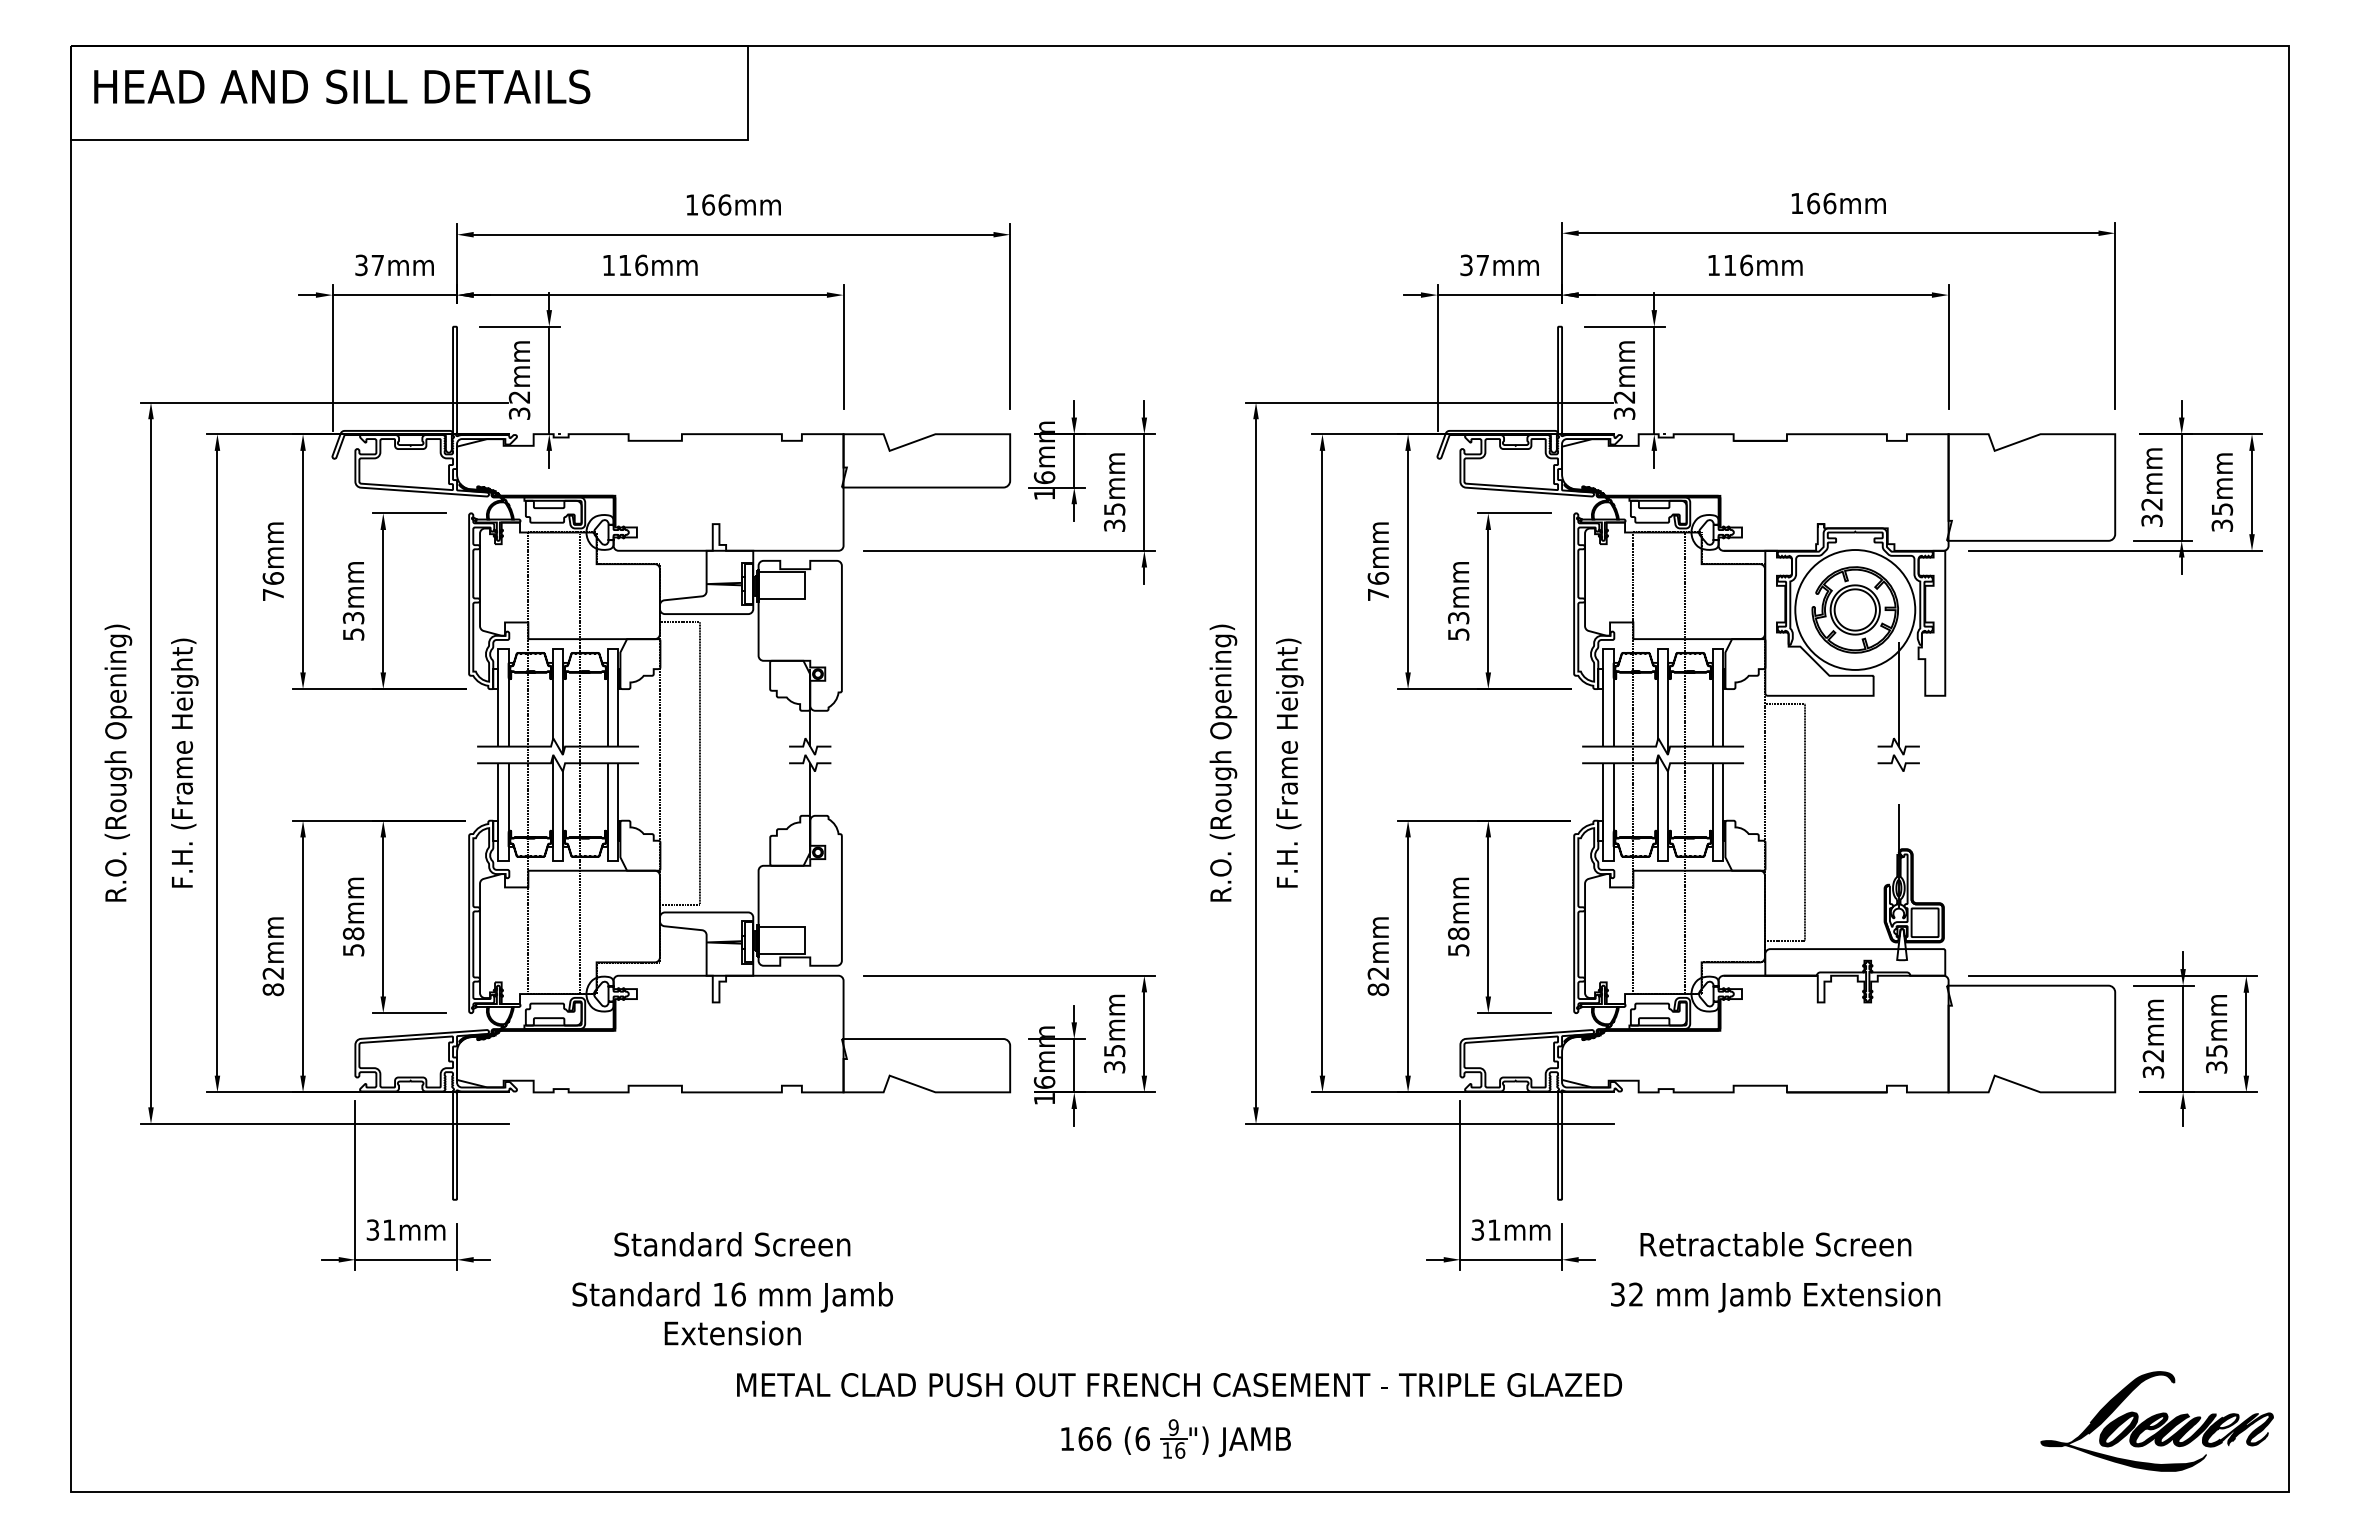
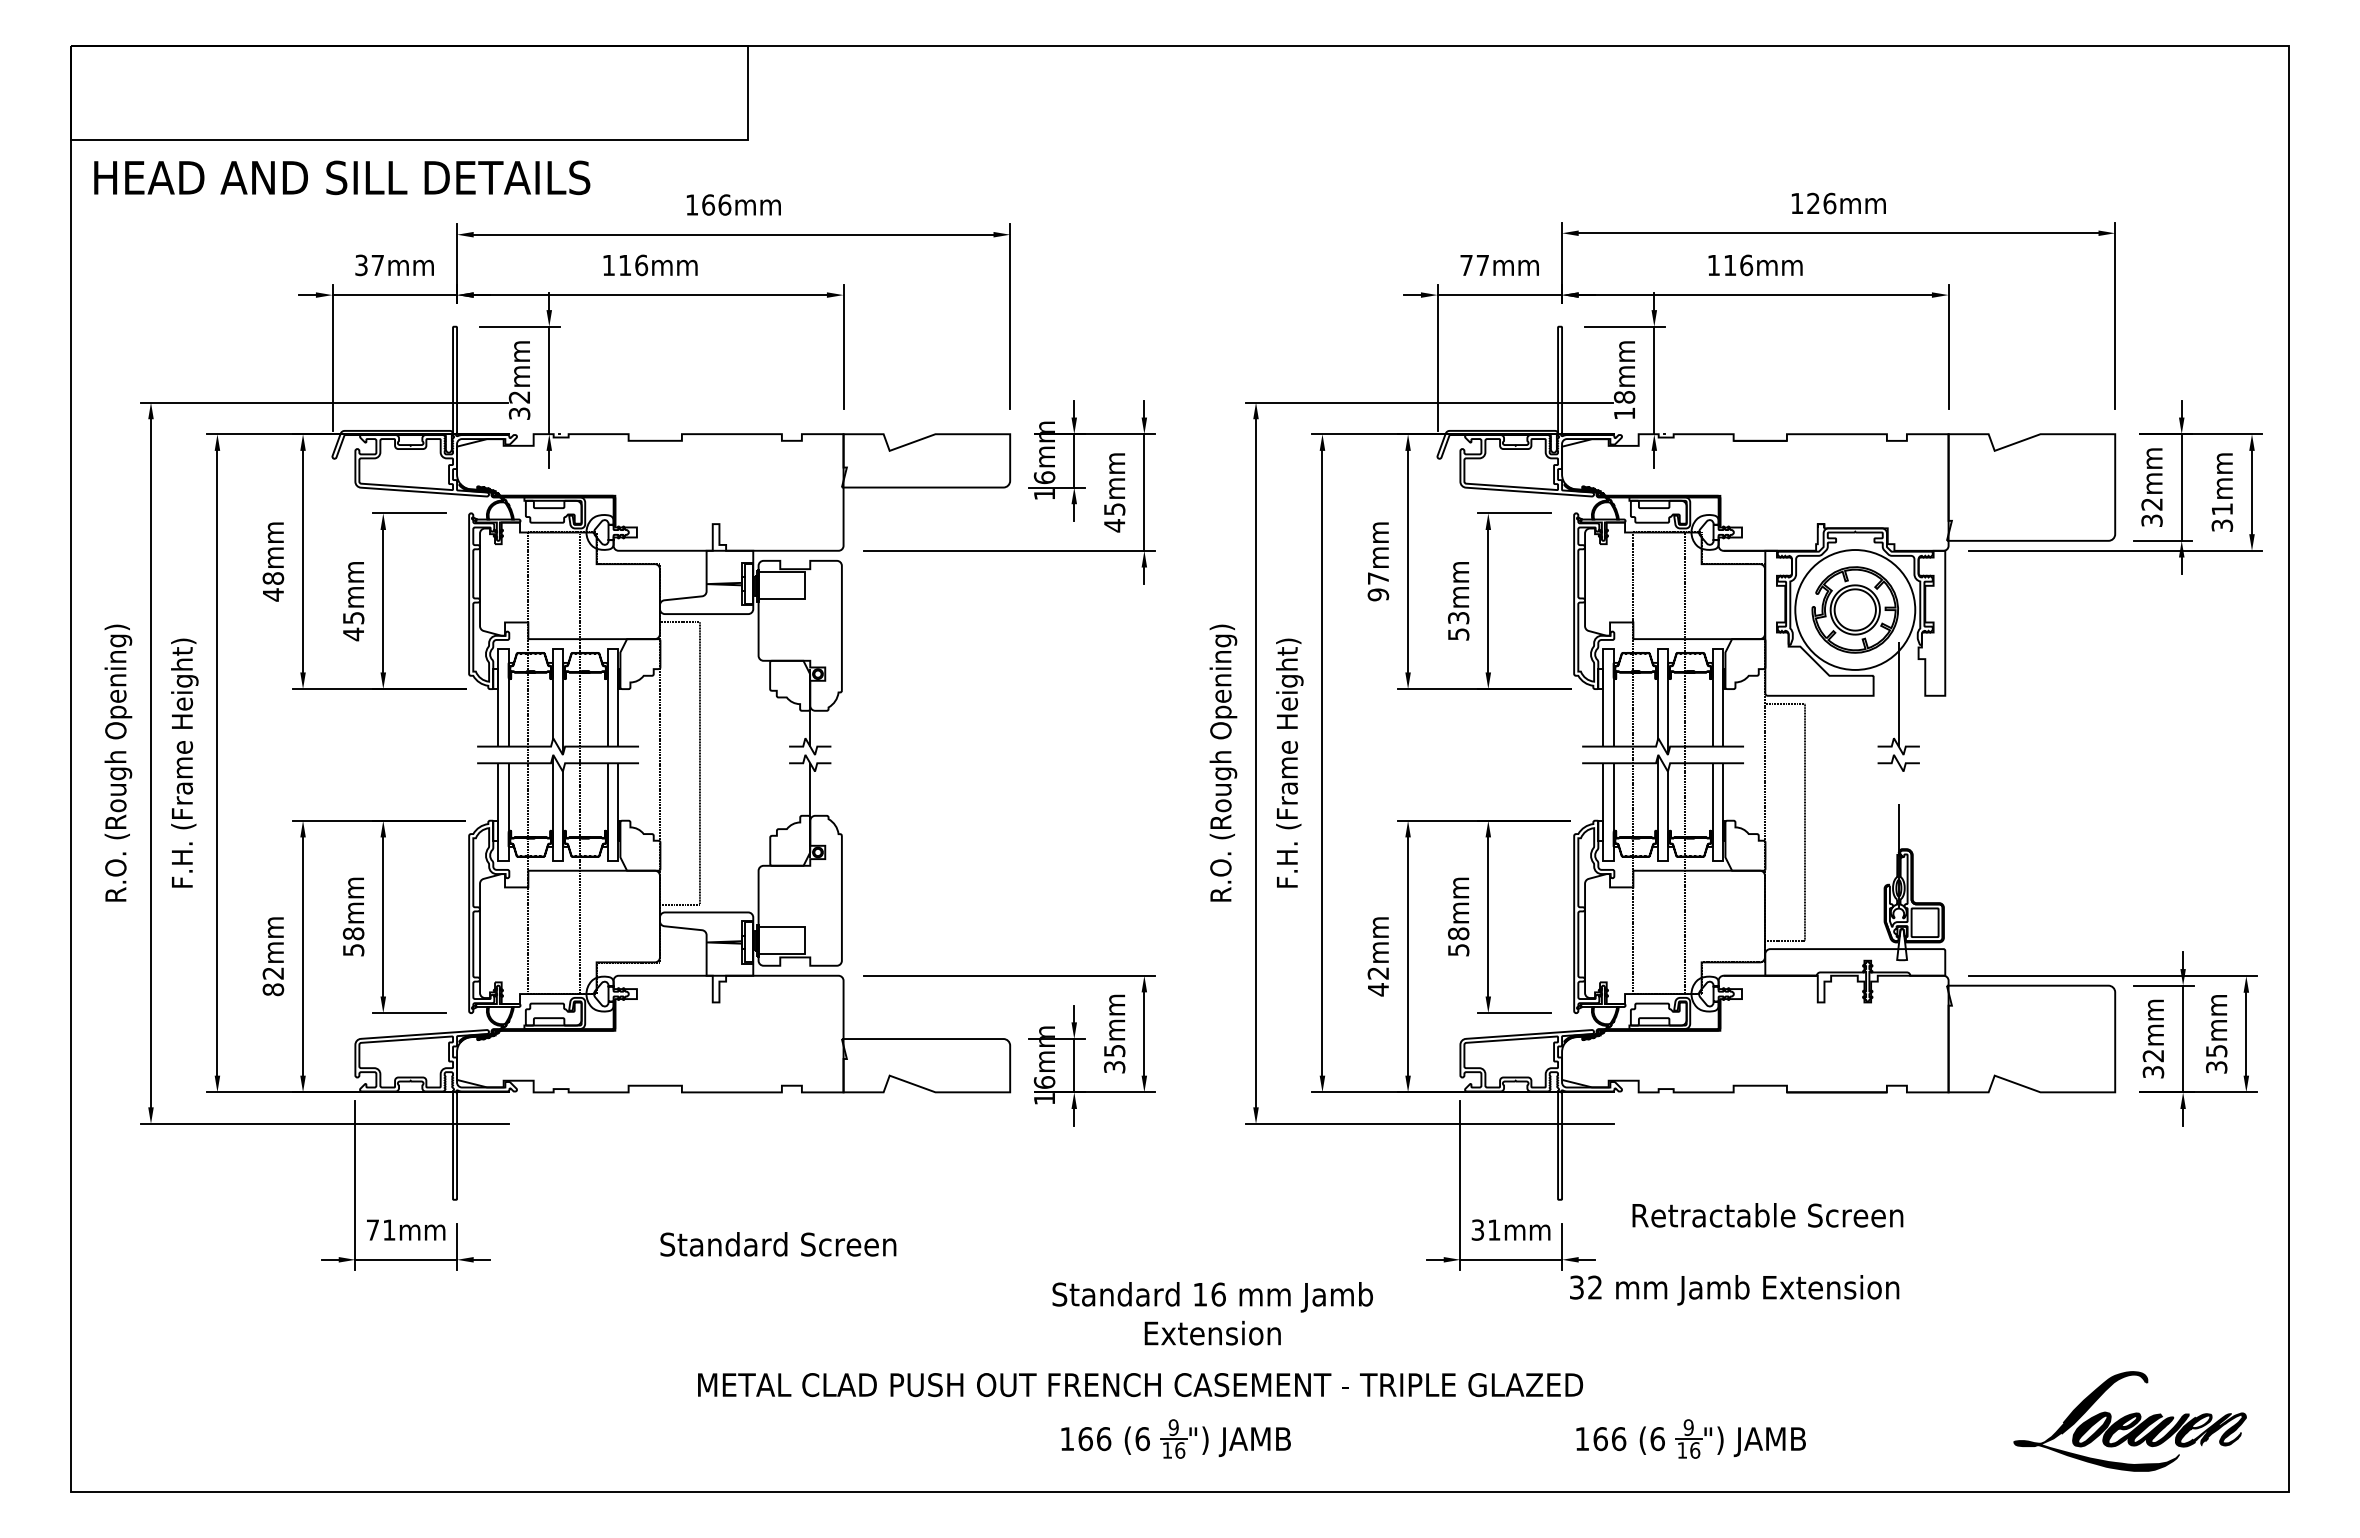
text position: (342, 86) -> (342, 177) (342, 177)
text: 166mm -> 126mm (1813, 203)
text: 37mm -> 77mm (1466, 265)
text: 32mm -> 18mm (1624, 405)
text: 35mm -> 31mm (2222, 509)
text: 35mm -> 45mm (1114, 525)
text: 76mm -> 48mm (272, 586)
text: 76mm -> 97mm (1378, 586)
text: 53mm -> 45mm (353, 626)
text: 82mm -> 42mm (1378, 989)
text: 31mm -> 71mm (372, 1229)
text position: (732, 1244) -> (778, 1244) (778, 1244)
text position: (1775, 1244) -> (1767, 1215) (1767, 1215)
text position: (1775, 1297) -> (1734, 1290) (1734, 1290)
text position: (732, 1313) -> (1212, 1313) (1212, 1313)
text position: (1179, 1385) -> (1140, 1385) (1140, 1385)
part position: (2156, 1421) -> (2129, 1421) (2129, 1421)
part: none -> present (1690, 1438)
